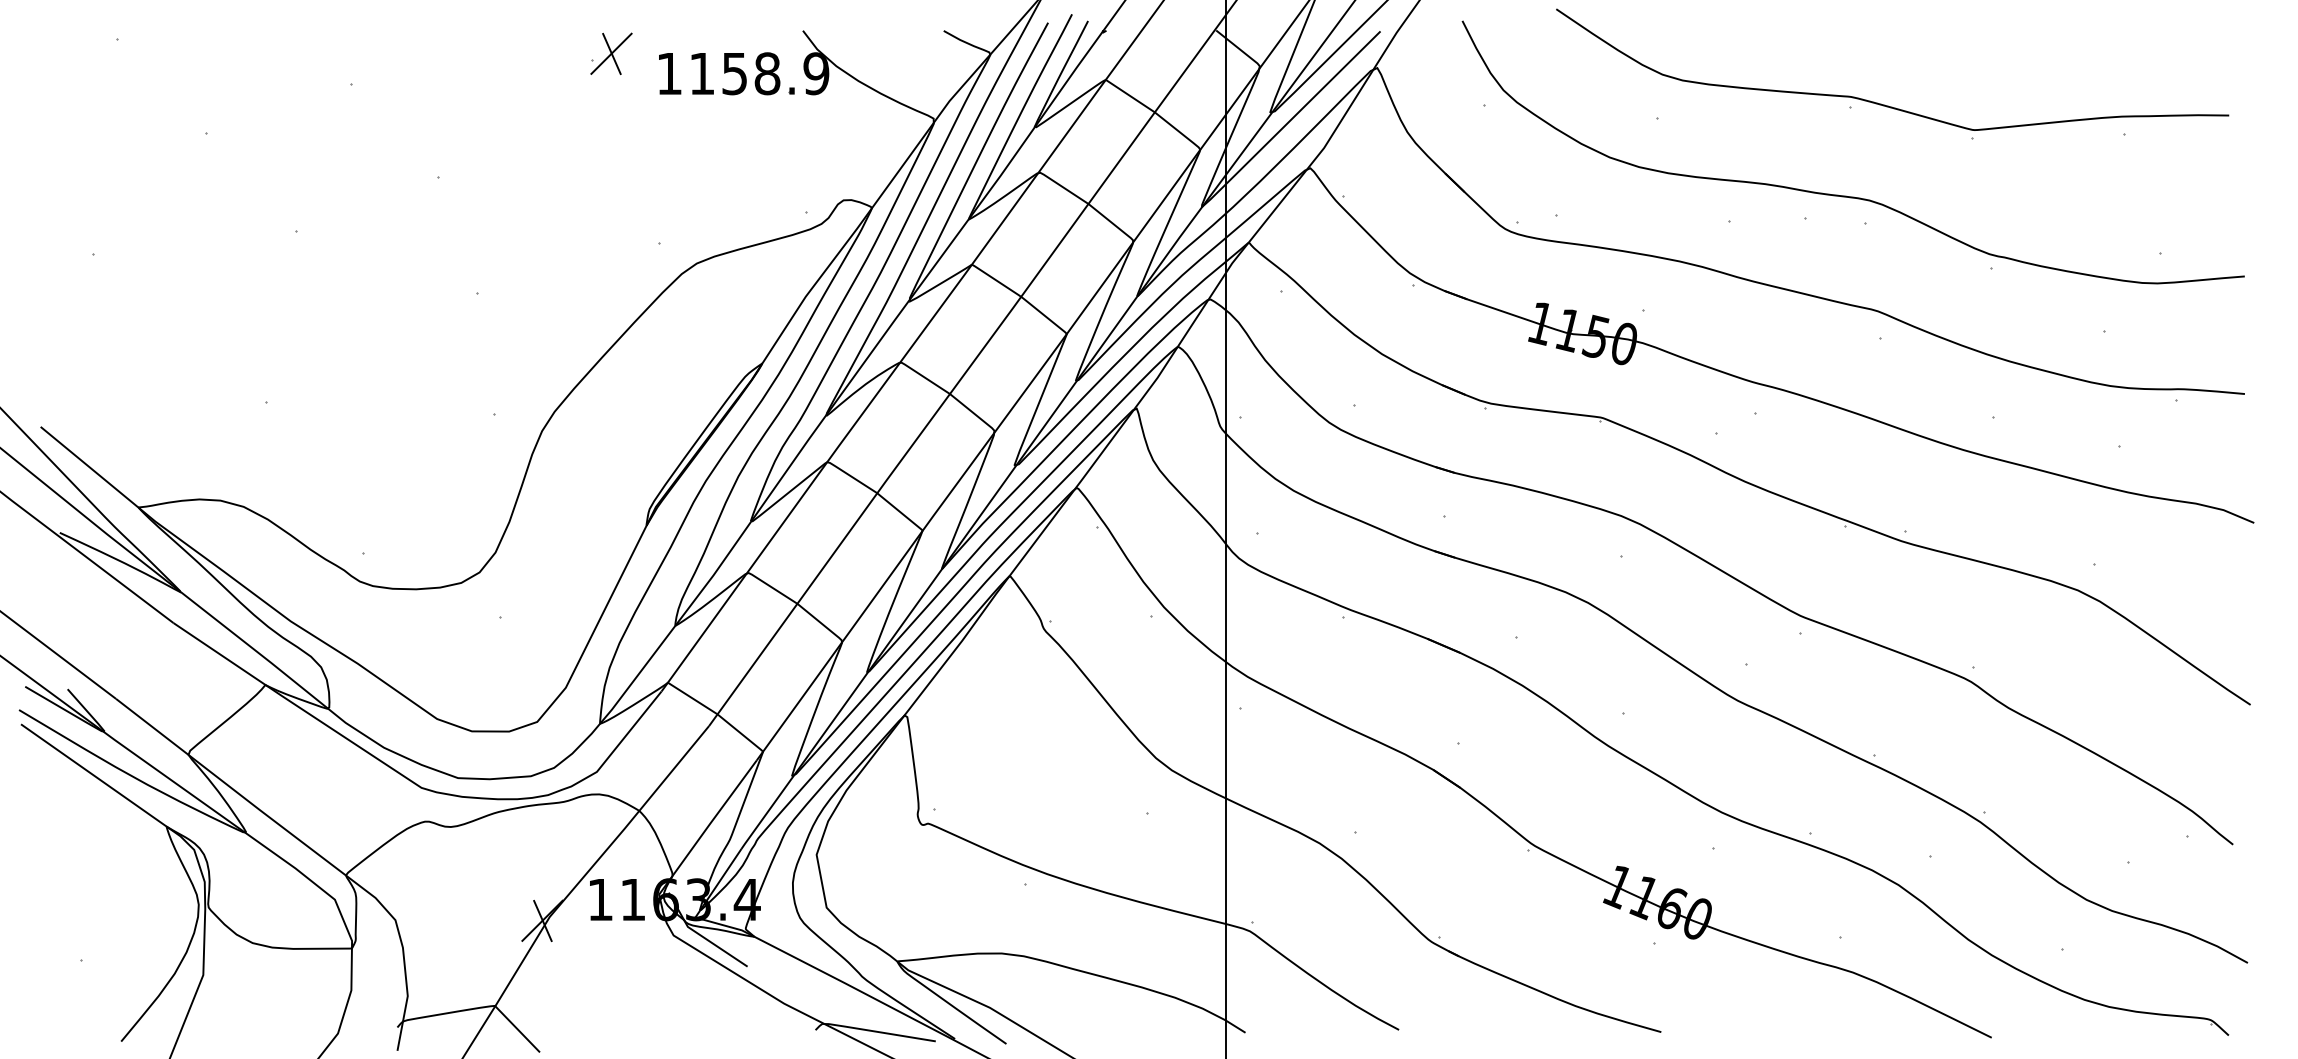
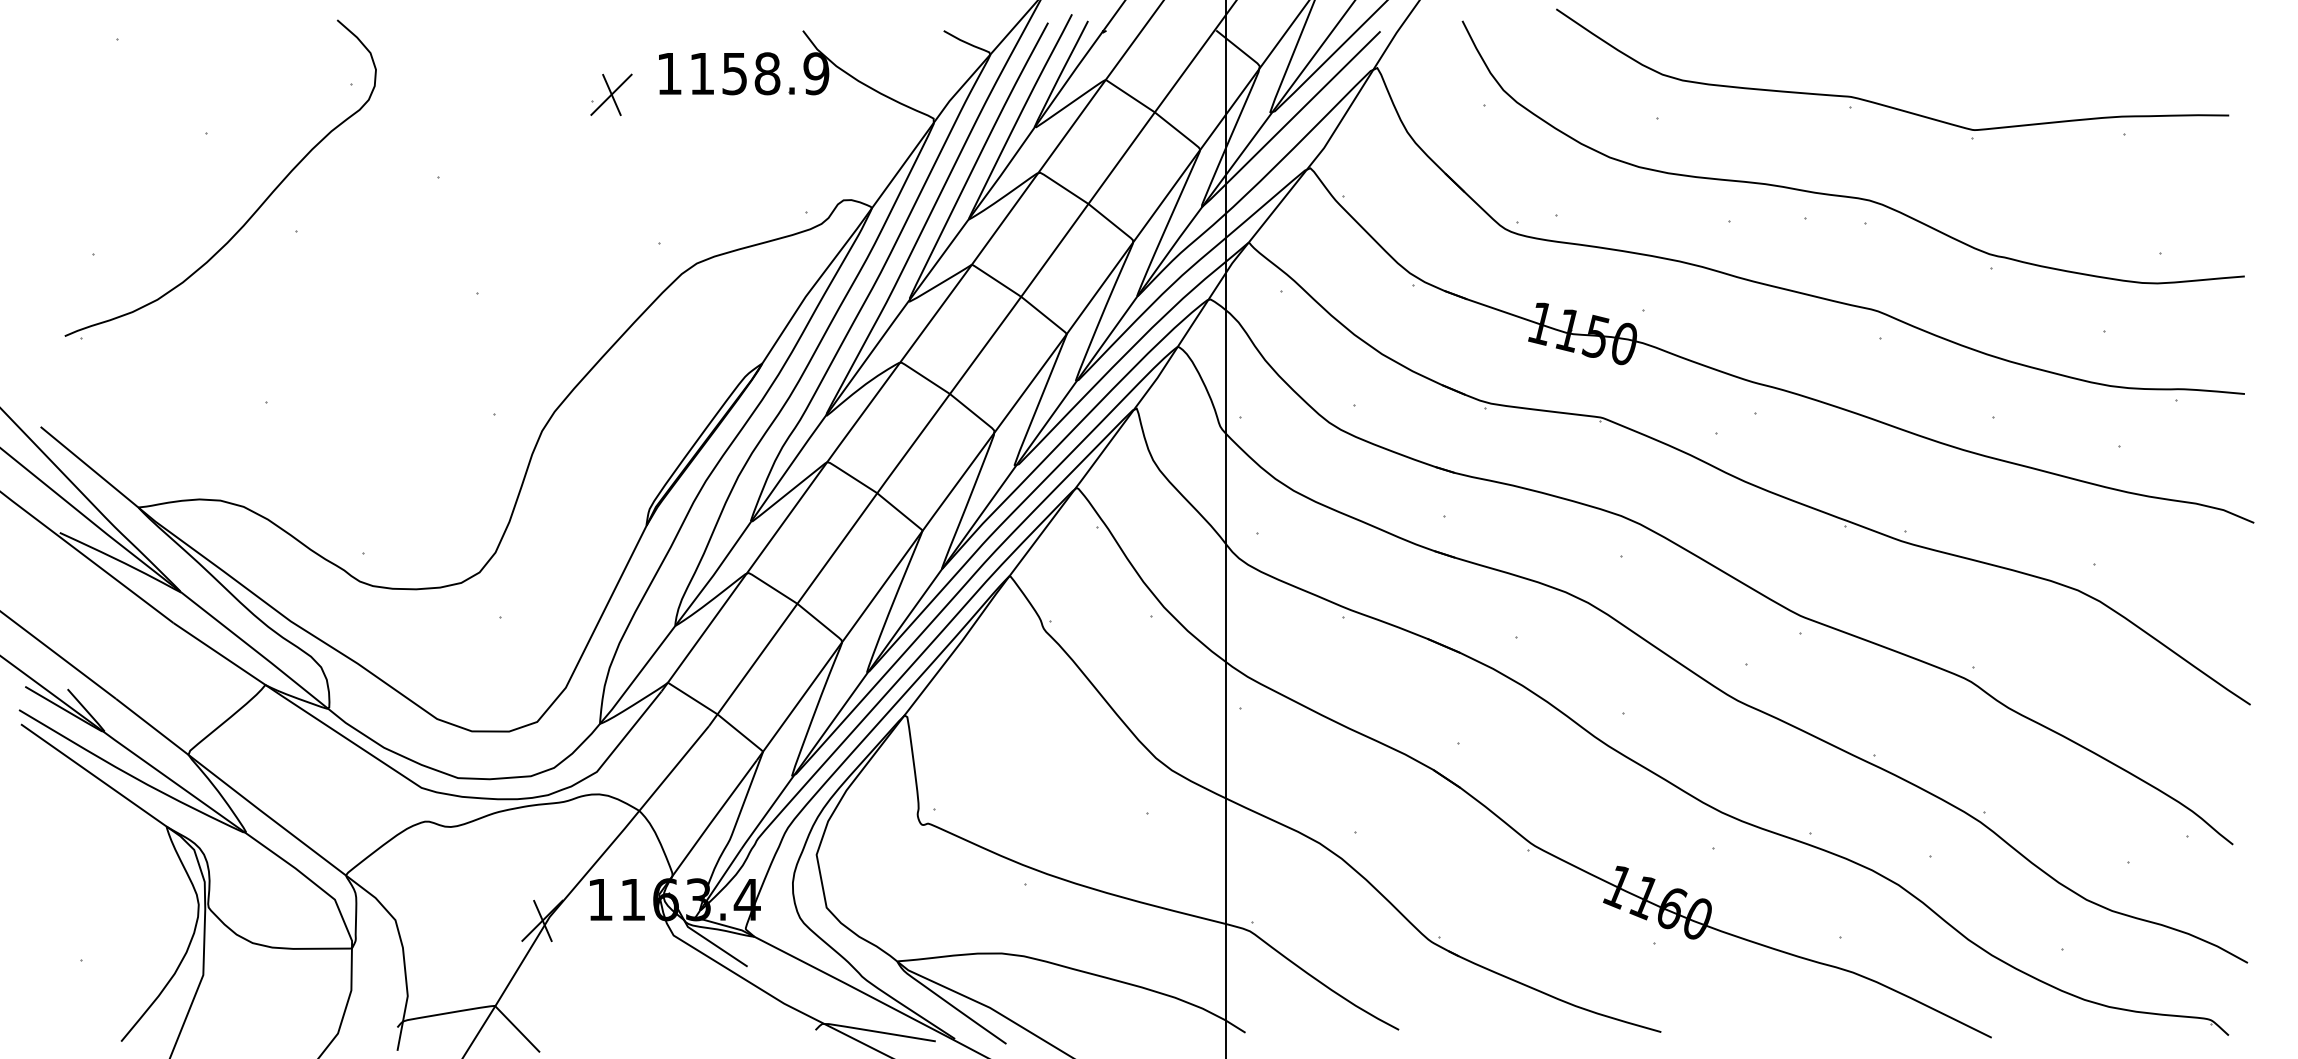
part position: (611, 53) -> (611, 94) (611, 94)
part: none -> present (254, 211)
